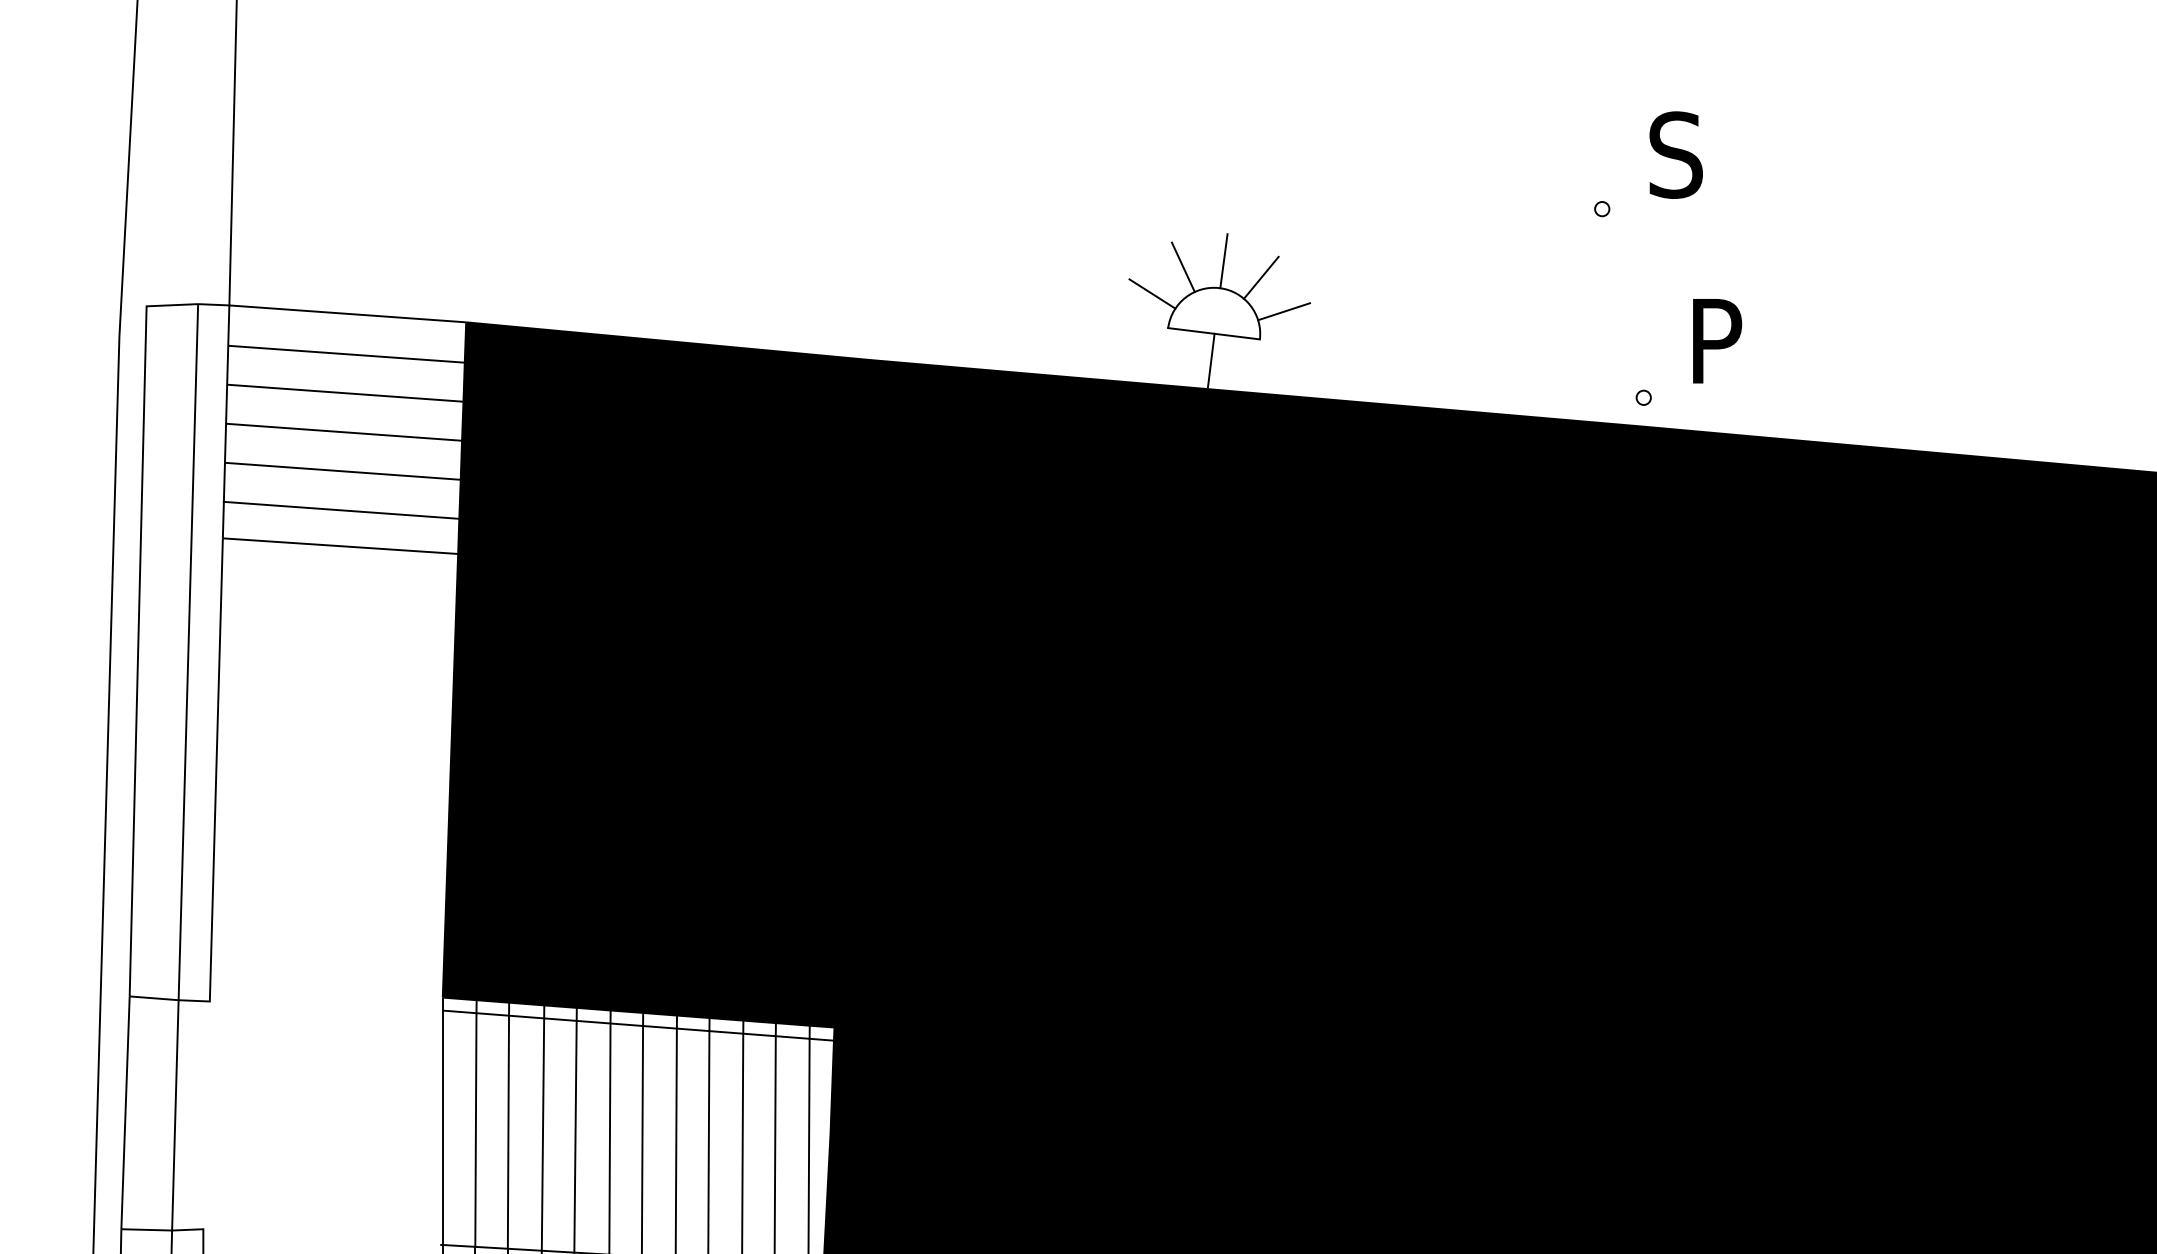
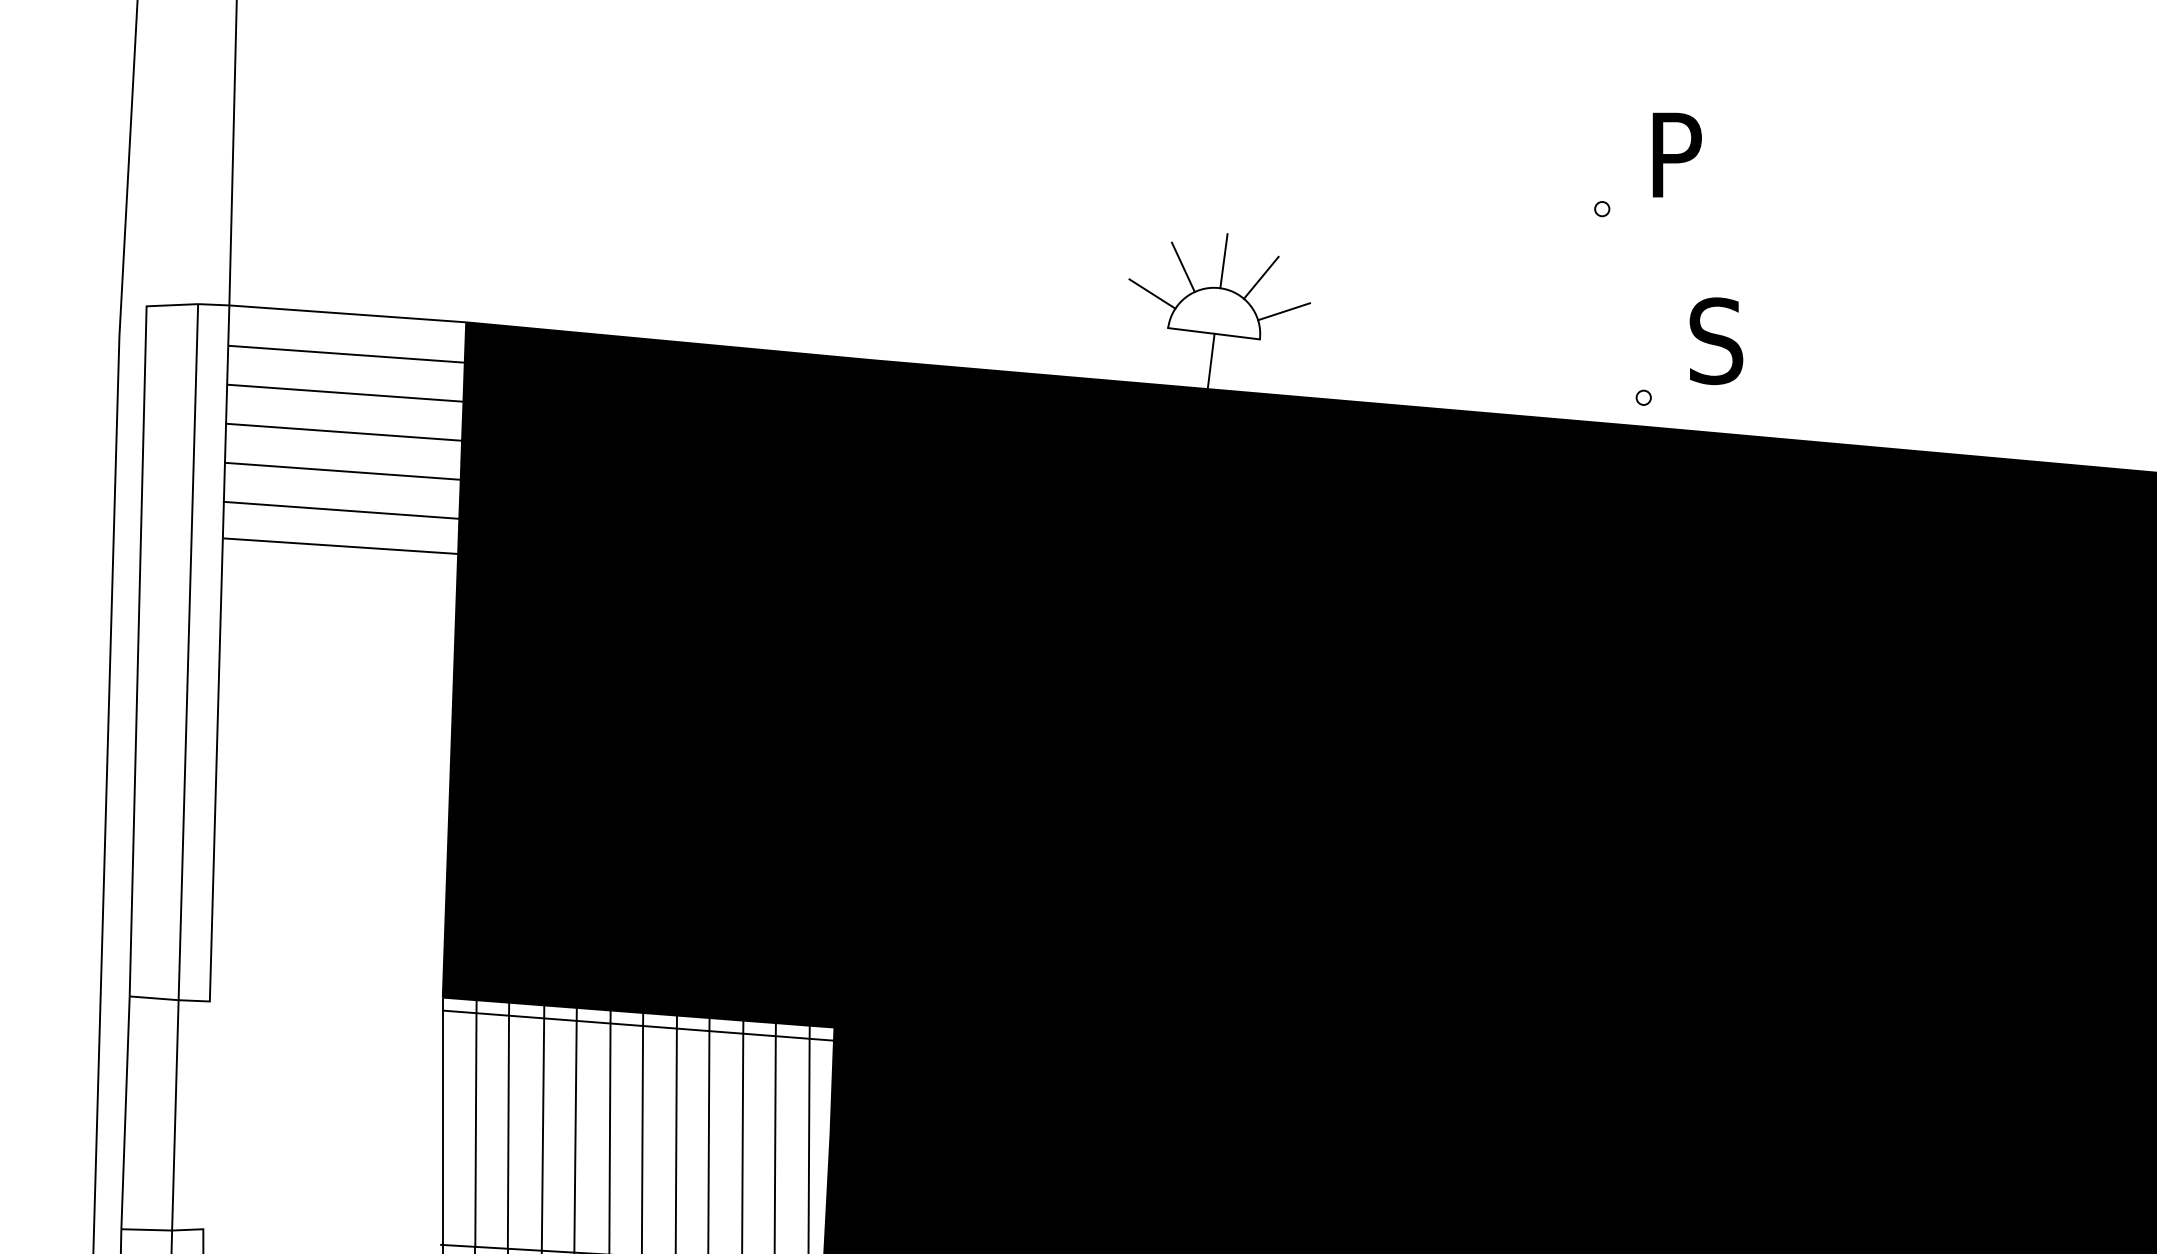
text: S -> P (1675, 154)
text: P -> S (1716, 341)
